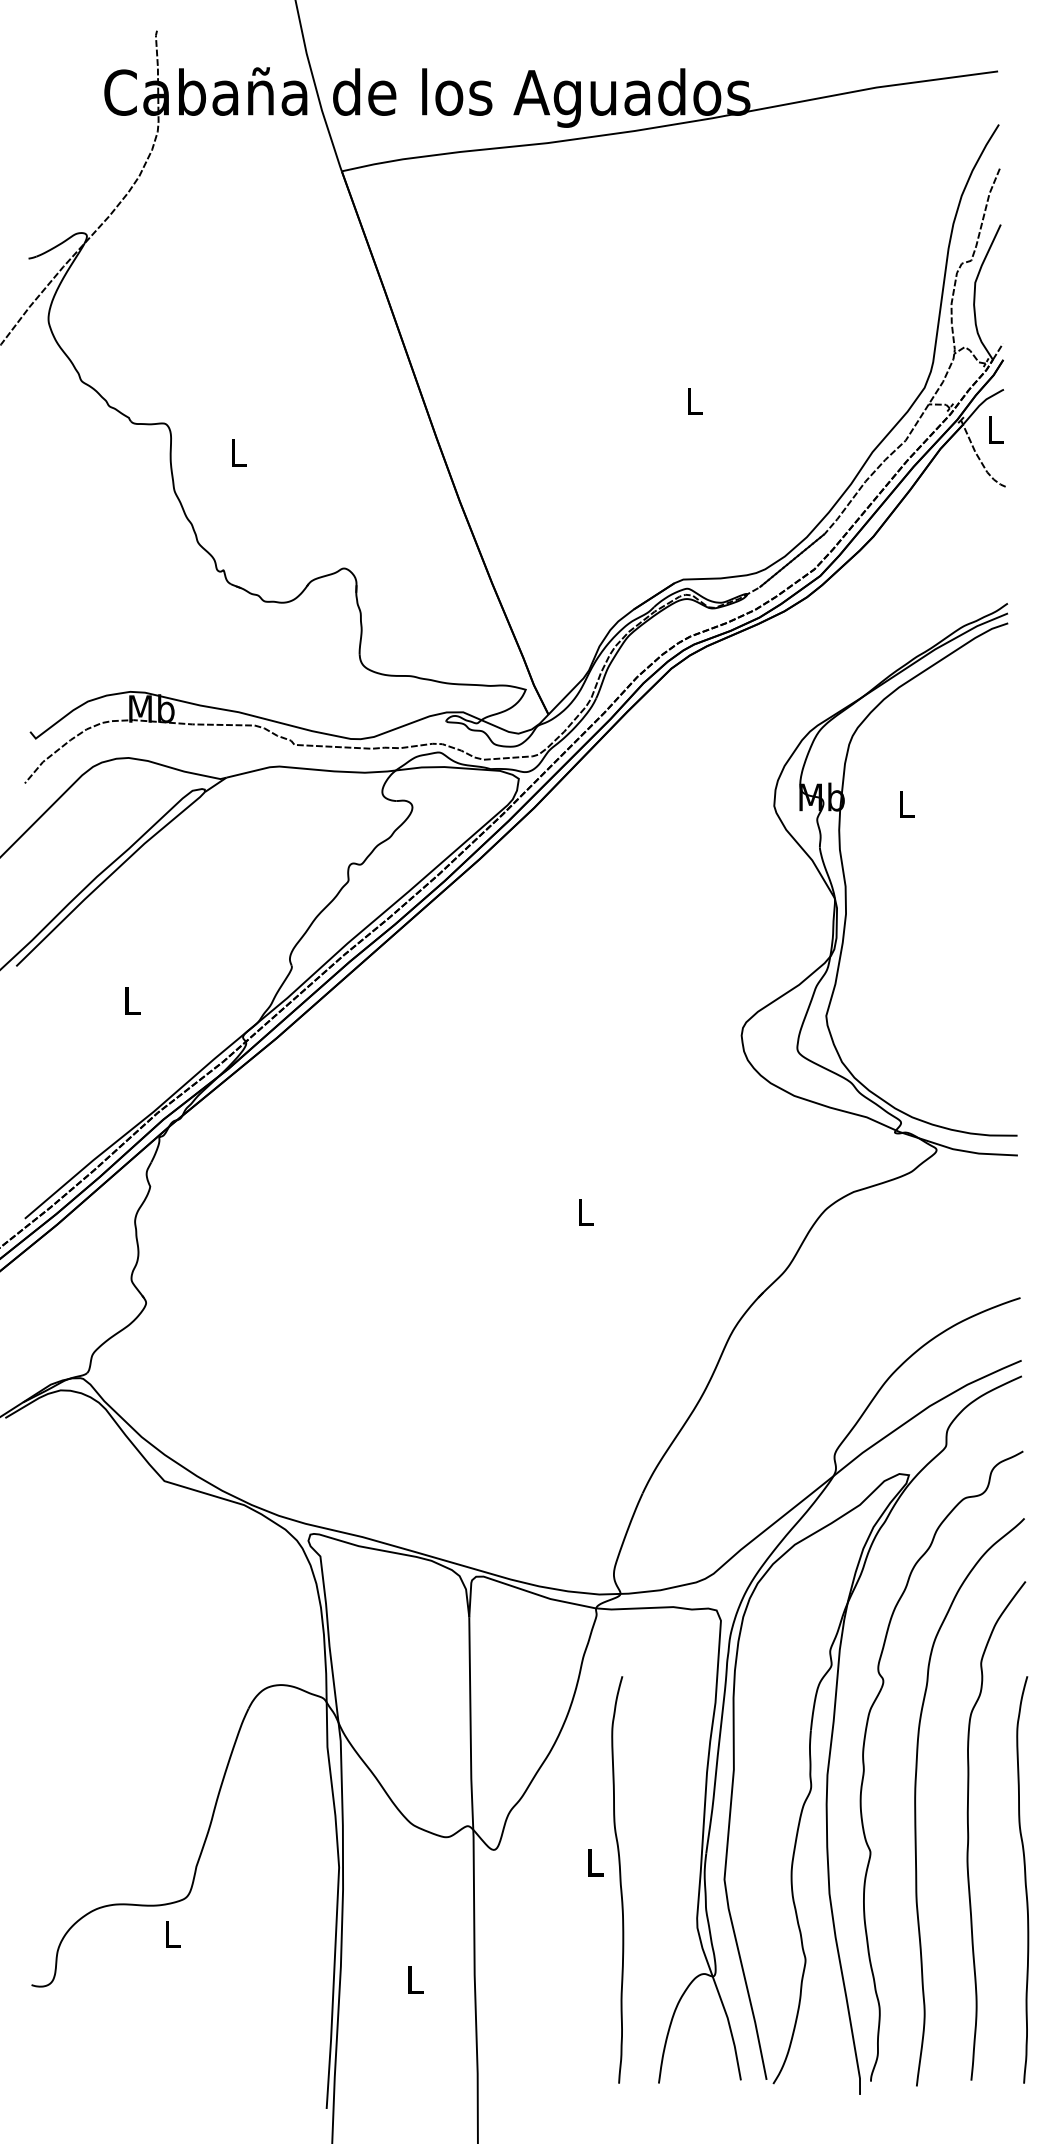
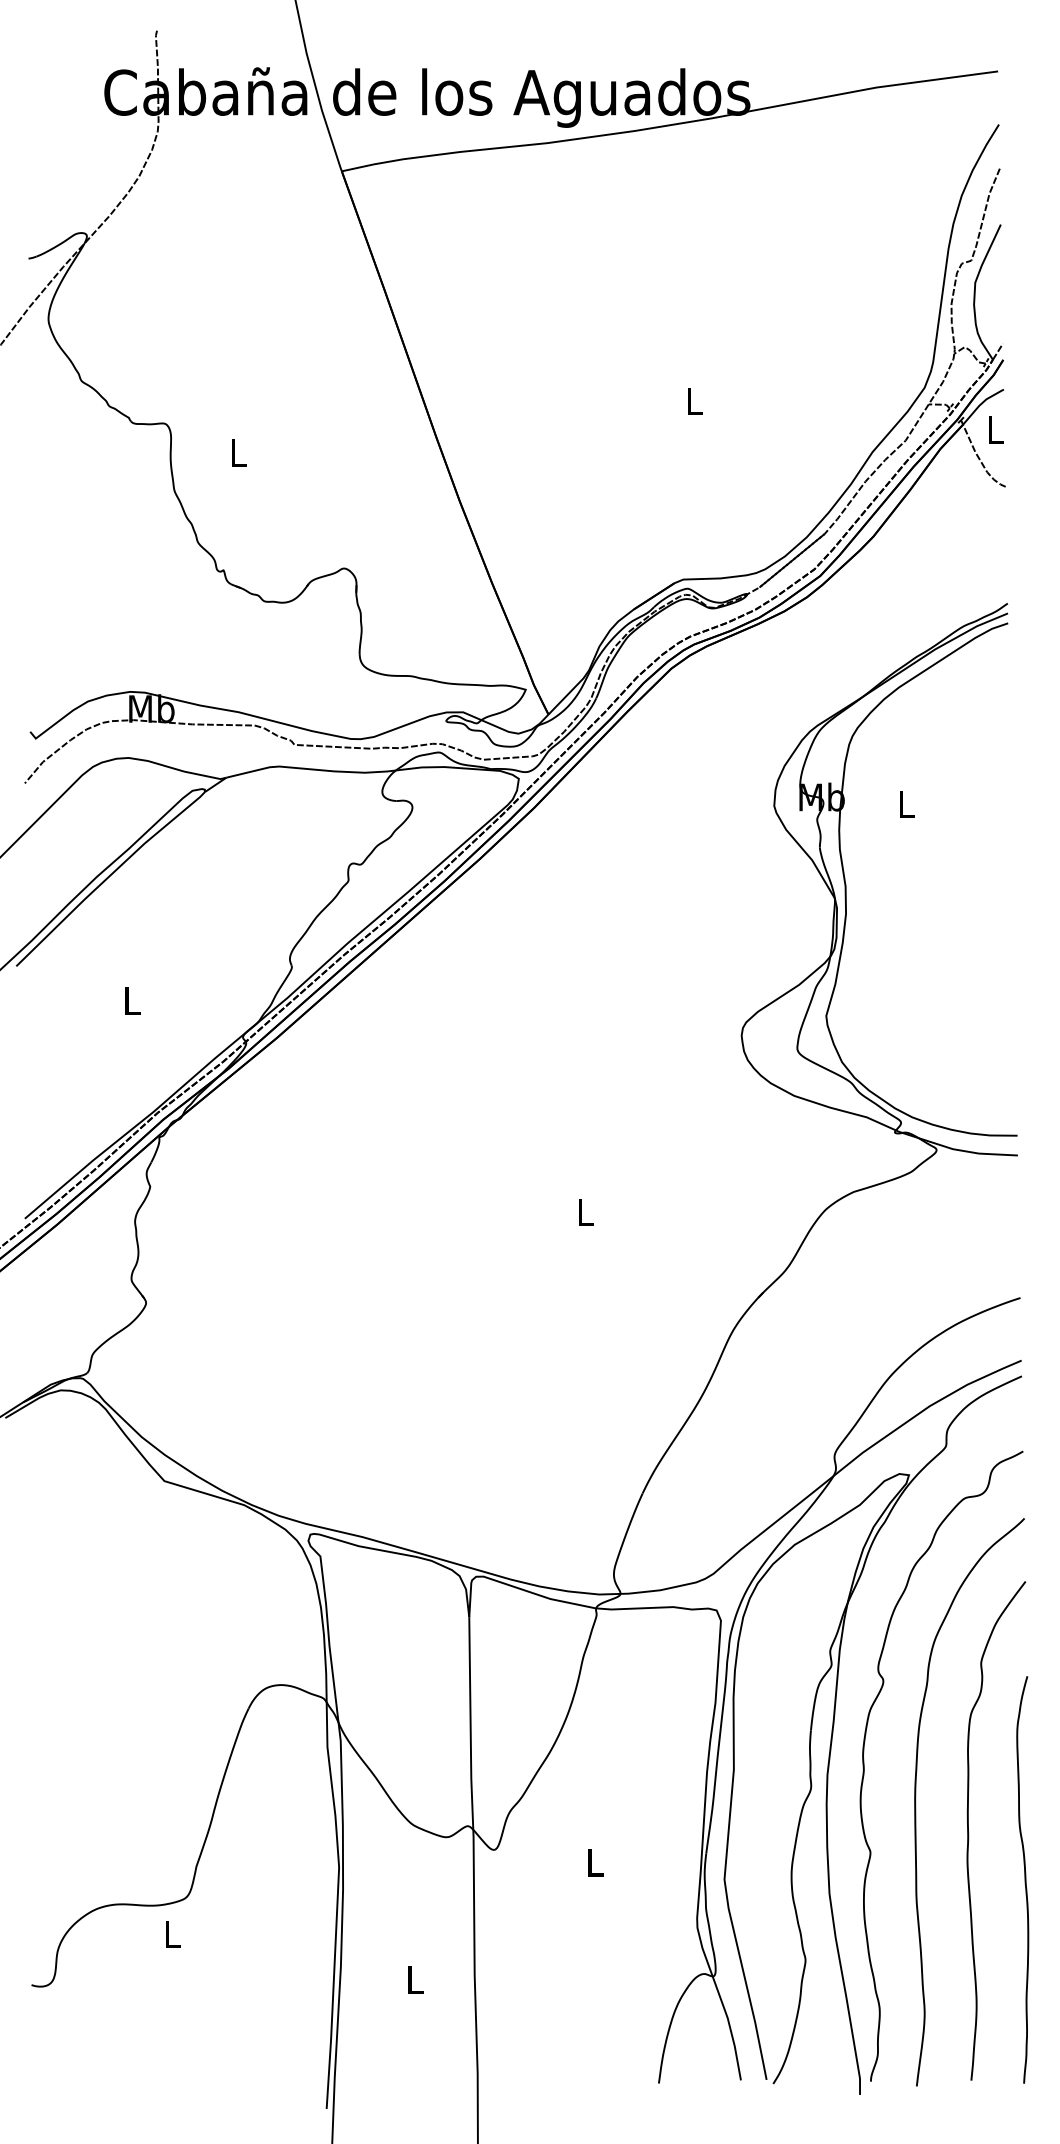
curve: present -> none (619, 1879)
